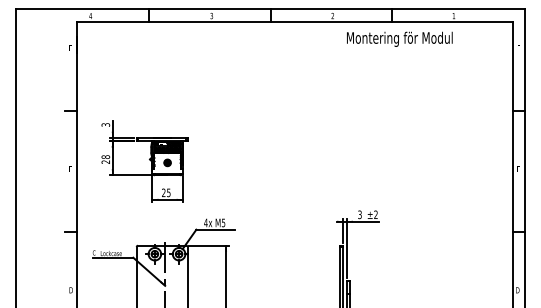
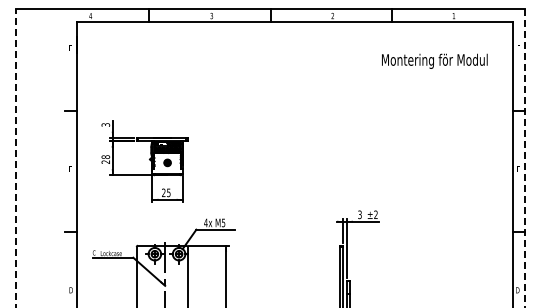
text position: (399, 38) -> (434, 60) (434, 60)
line: solid -> dashed (16, 158)
line: solid -> dashed (524, 158)
